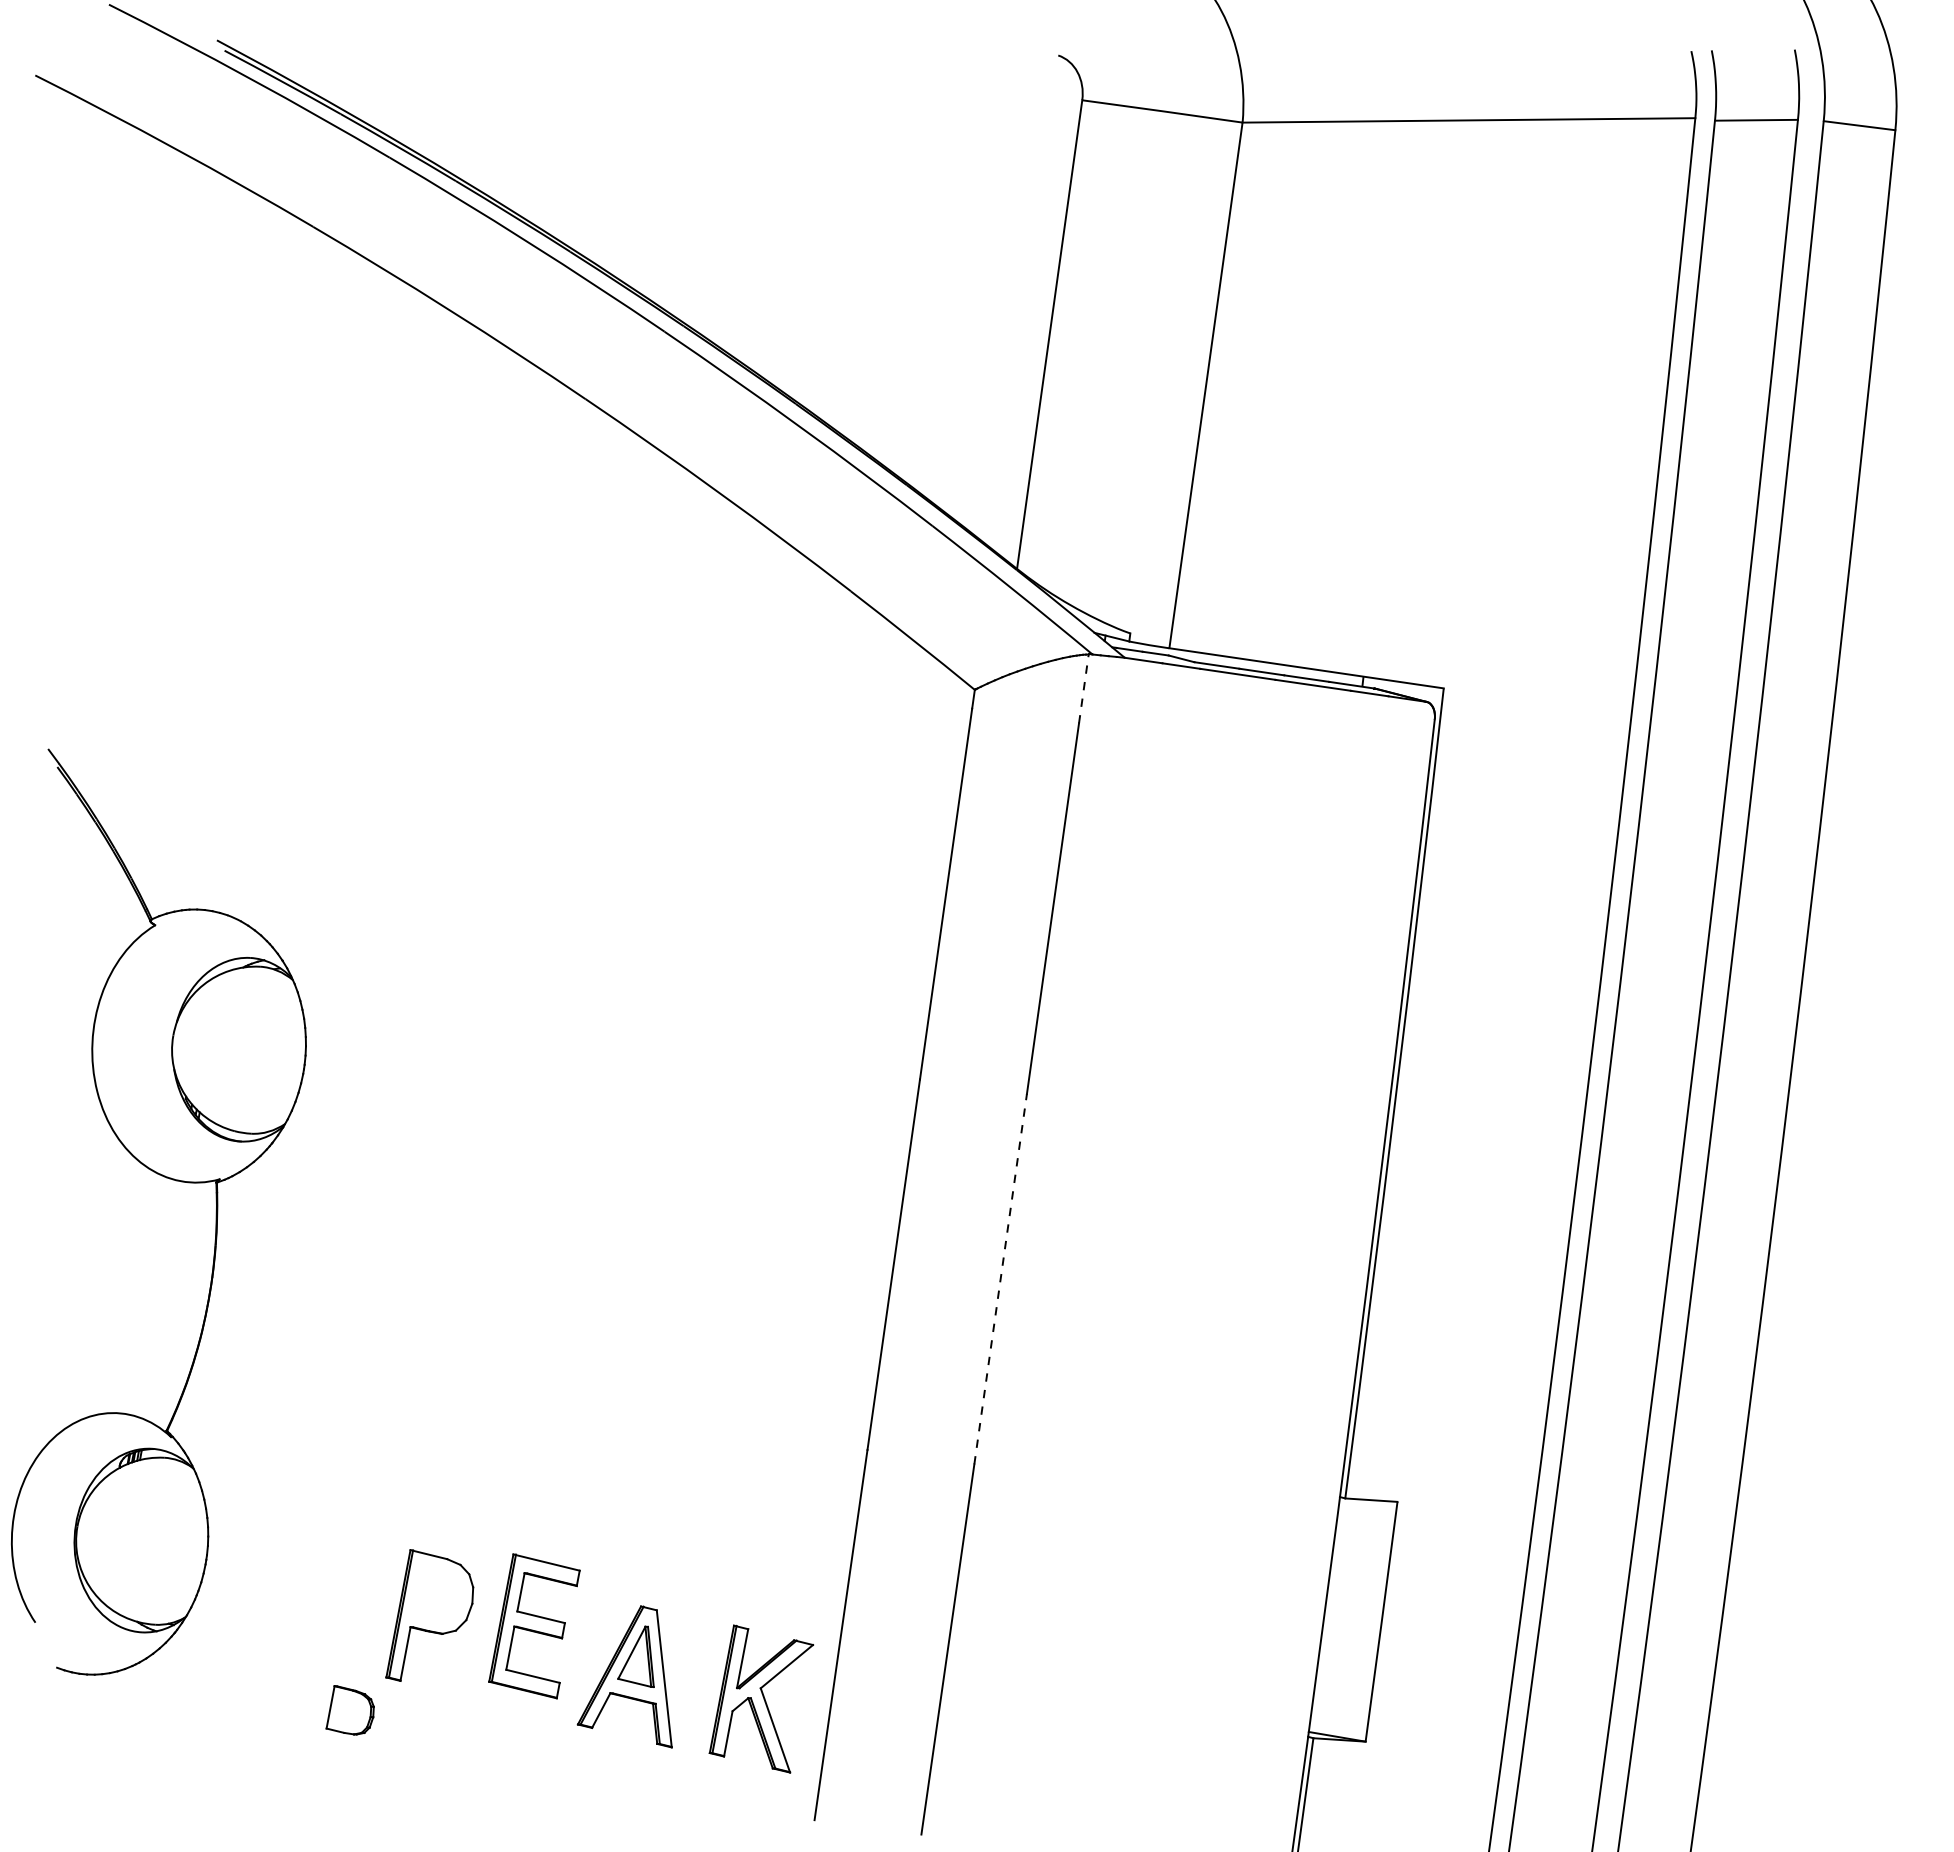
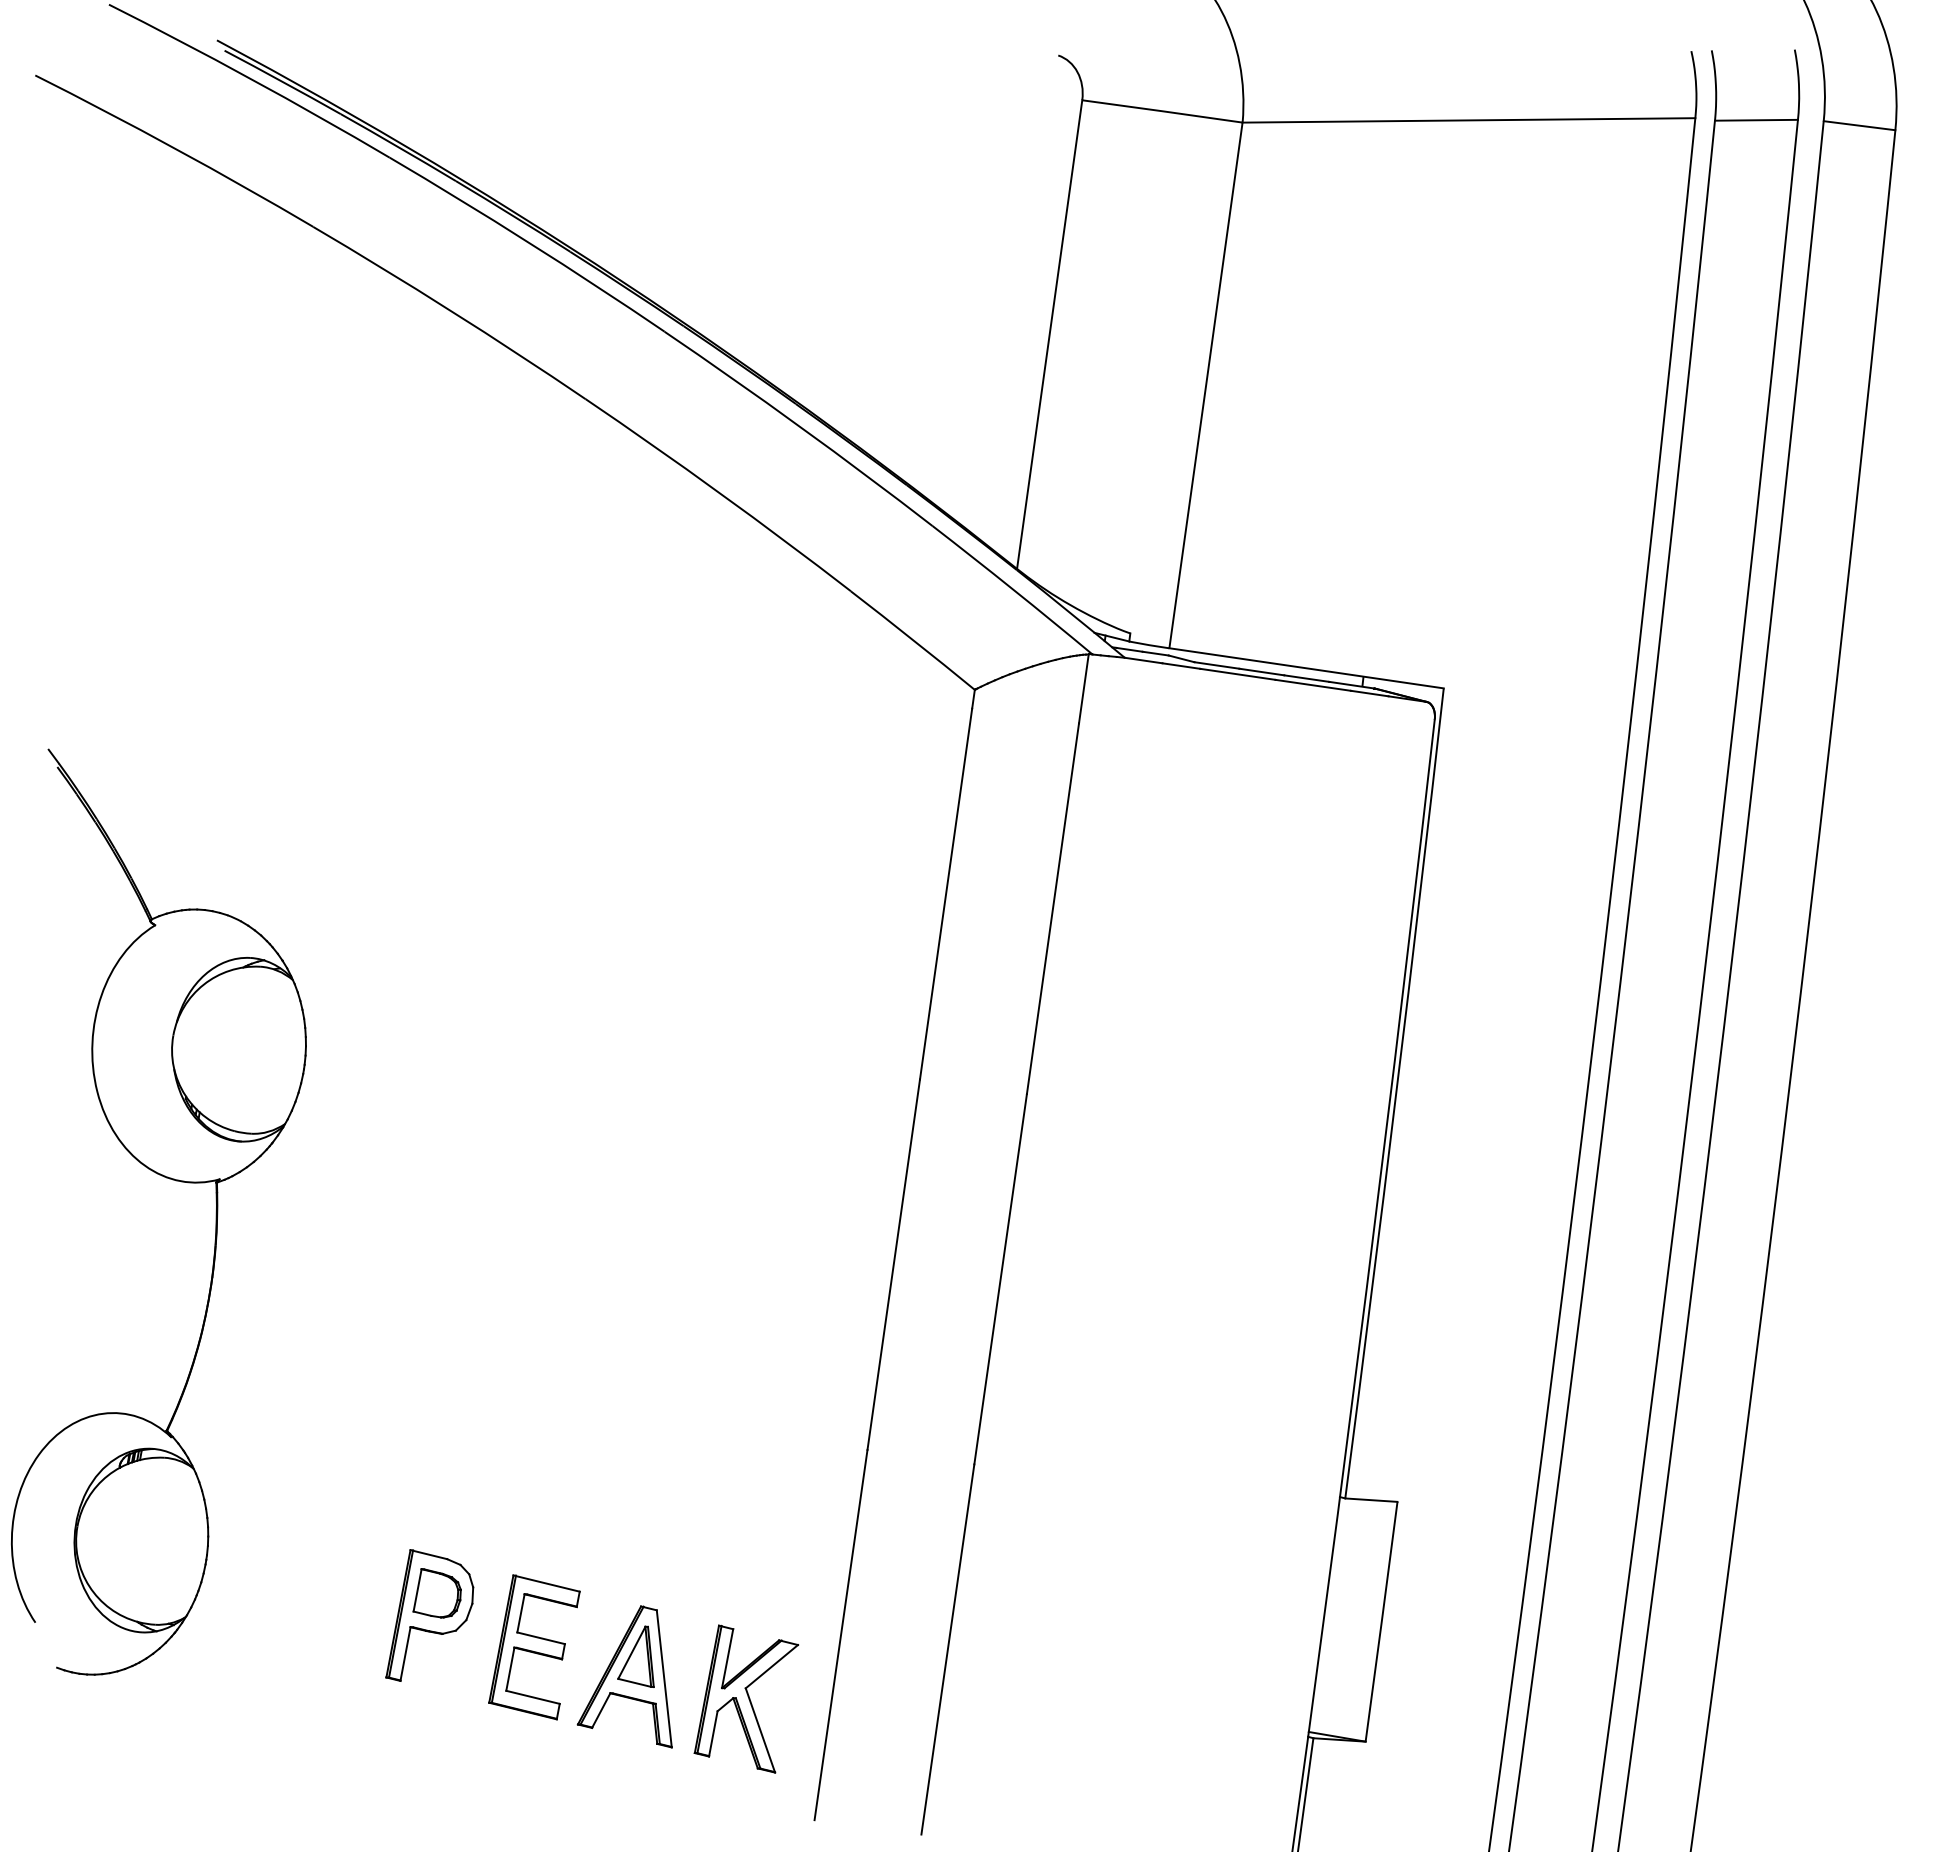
line: dashed -> solid (1083, 688)
line: dashed -> solid (1000, 1278)
part position: (534, 1626) -> (534, 1647) (534, 1647)
part position: (760, 1698) -> (745, 1698) (745, 1698)
part position: (349, 1710) -> (436, 1593) (436, 1593)
